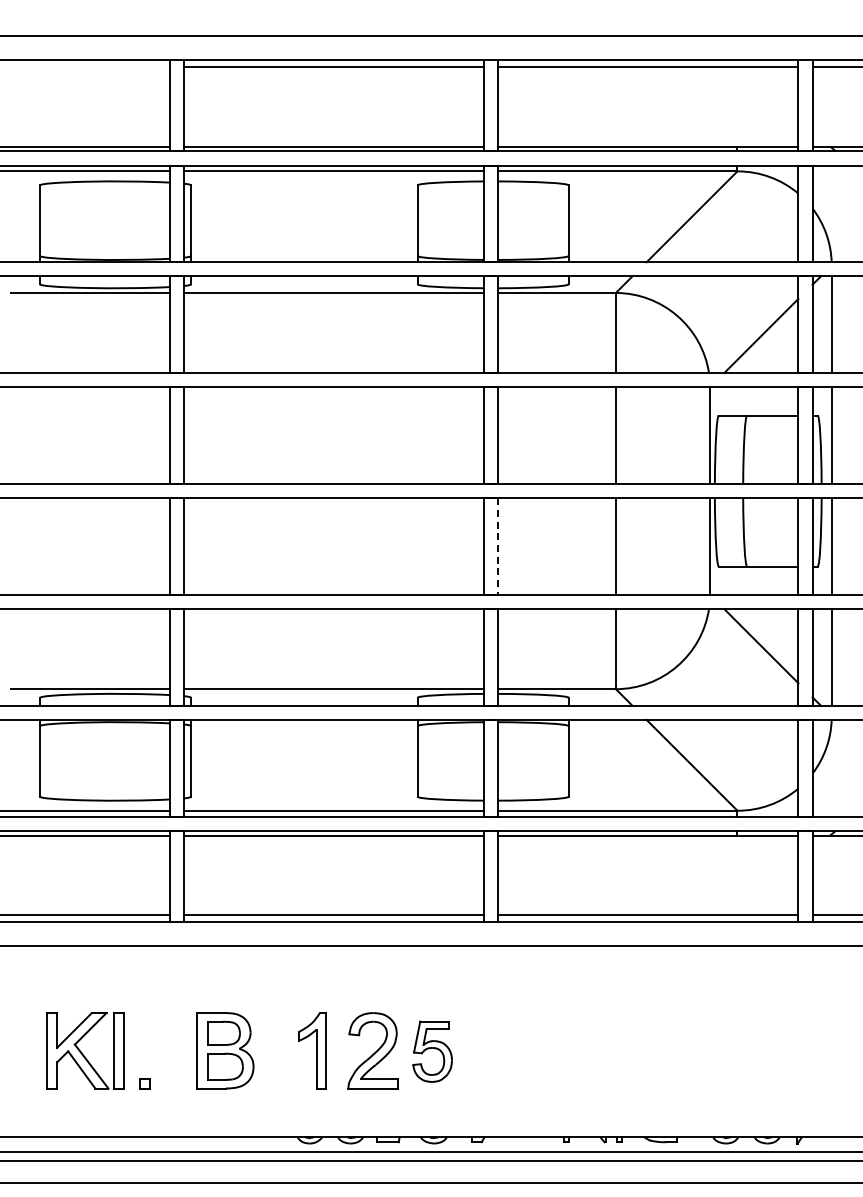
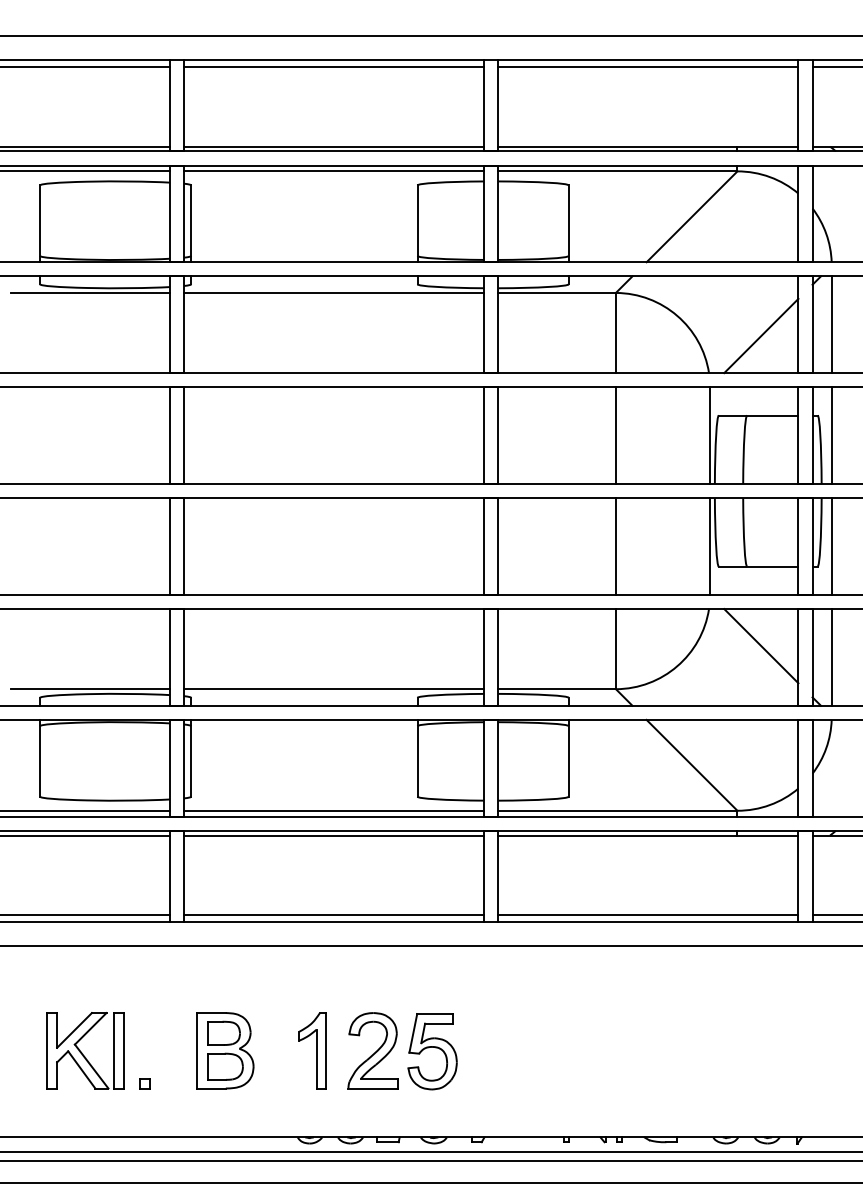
line: none -> present (85, 66)
line: dashed -> solid (498, 547)
part size: 41x63 px -> 51x78 px (432, 1051)
